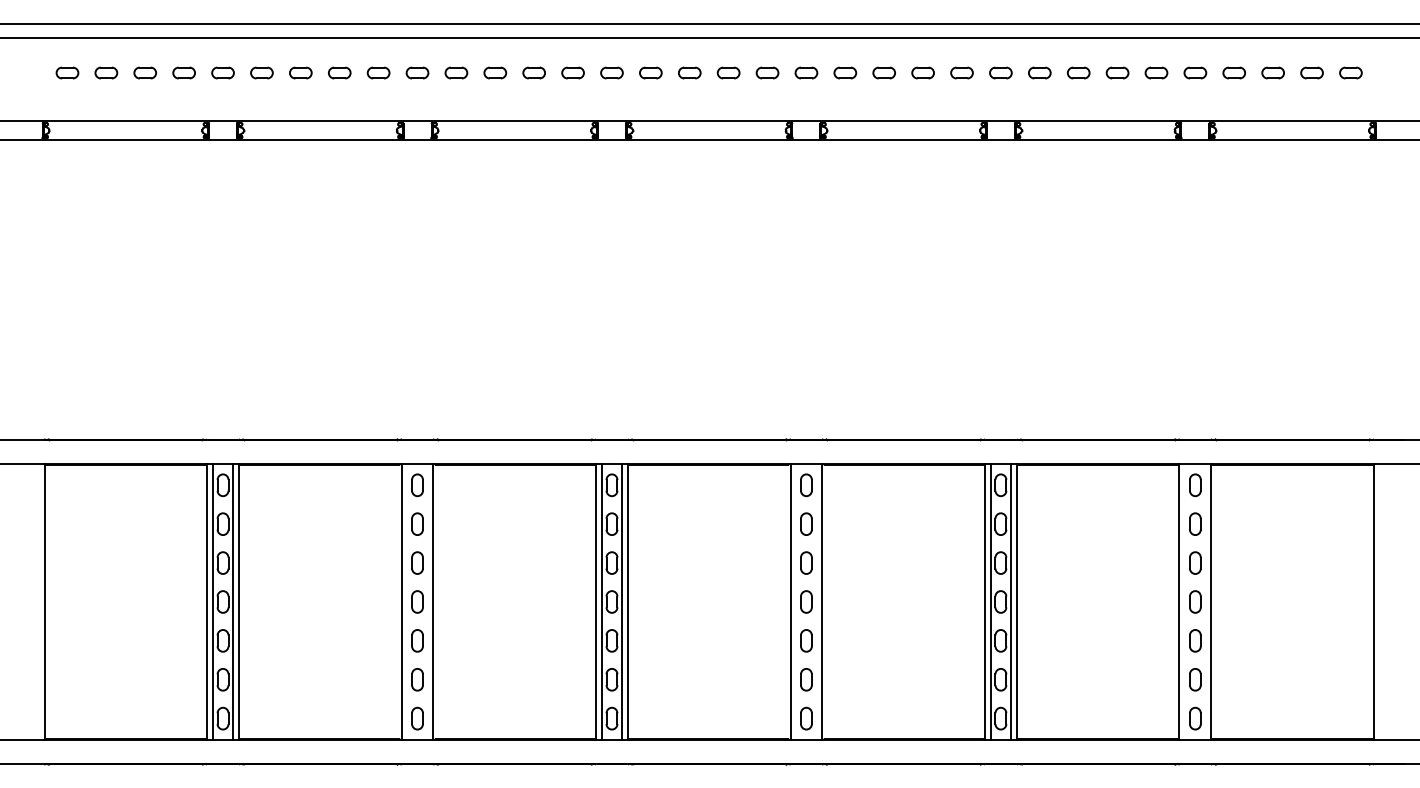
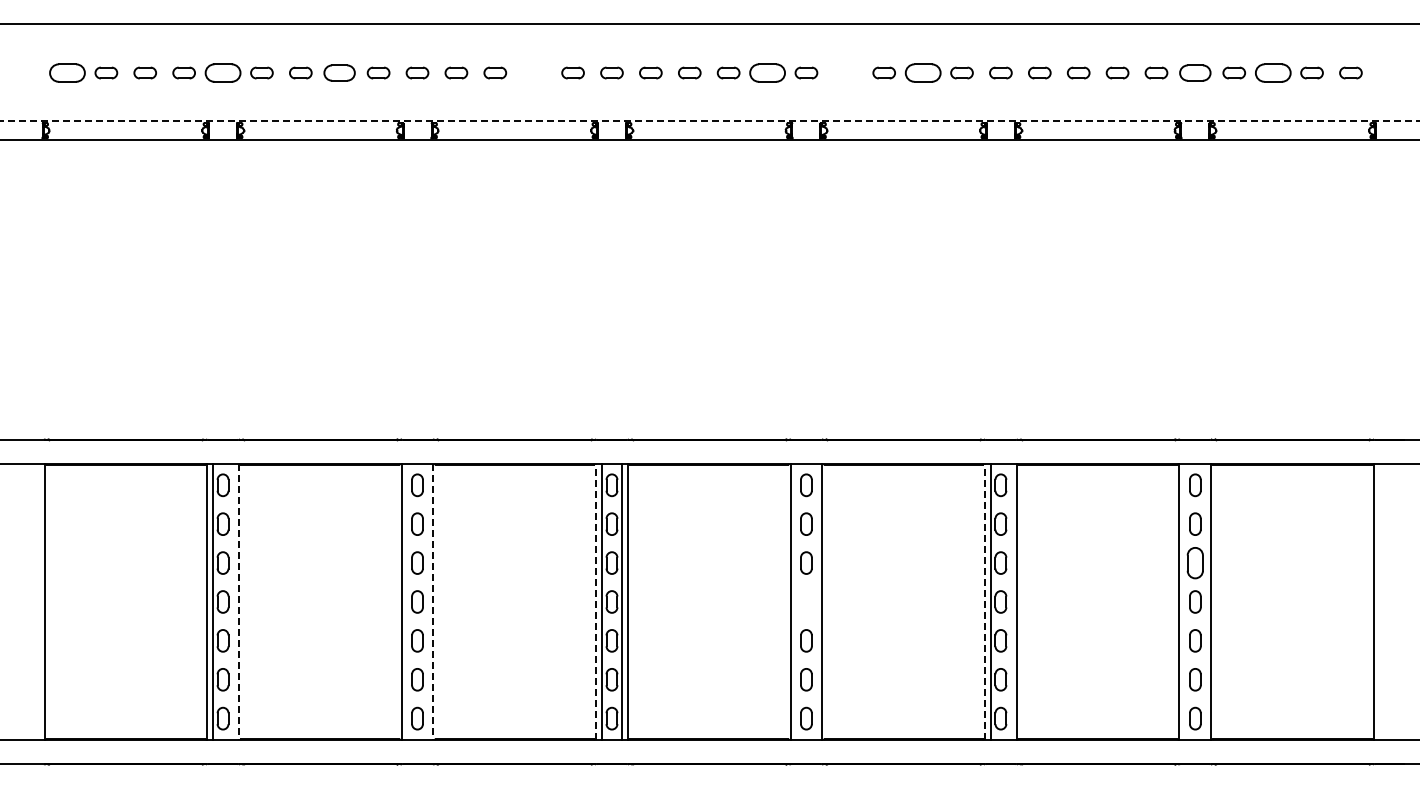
line: present -> none (709, 37)
part size: 25x14 px -> 37x20 px (67, 72)
part size: 24x14 px -> 38x20 px (222, 72)
part size: 24x14 px -> 33x18 px (339, 72)
part: present -> none (533, 72)
part size: 25x14 px -> 37x20 px (767, 72)
part: present -> none (845, 72)
part size: 24x14 px -> 38x20 px (922, 72)
part size: 25x14 px -> 33x18 px (1195, 72)
part size: 24x14 px -> 37x20 px (1273, 72)
line: solid -> dashed (710, 121)
part size: 13x24 px -> 18x33 px (1194, 563)
line: present -> none (232, 601)
line: solid -> dashed (596, 601)
part: present -> none (806, 601)
line: solid -> dashed (984, 601)
line: present -> none (1010, 601)
line: solid -> dashed (239, 602)
line: solid -> dashed (433, 602)
